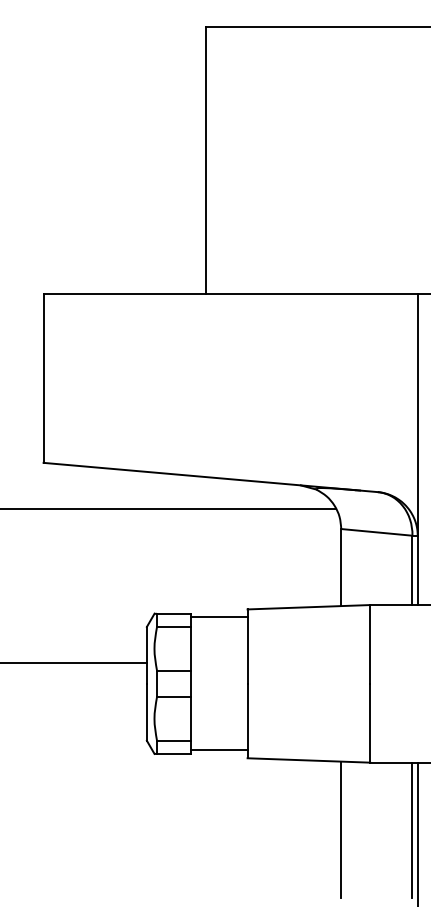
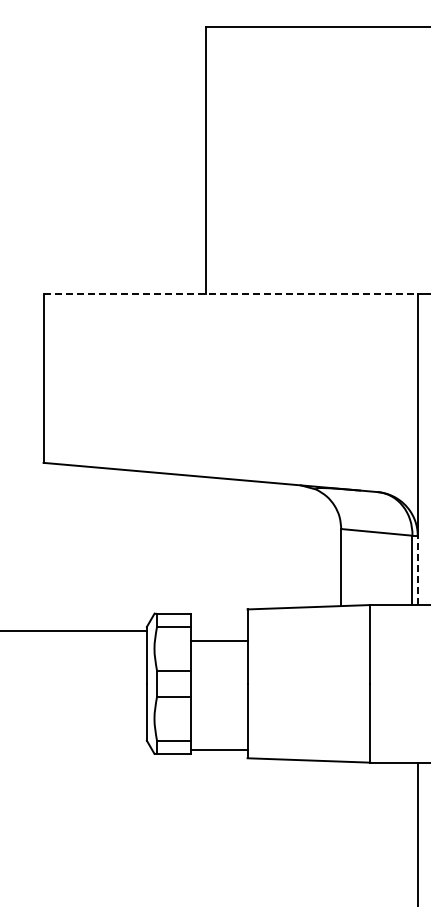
line: solid -> dashed (231, 294)
line: present -> none (168, 508)
line: solid -> dashed (417, 570)
line position: (218, 617) -> (218, 641) (218, 641)
line position: (74, 662) -> (74, 630) (74, 630)
line: present -> none (341, 829)
line: present -> none (412, 830)
